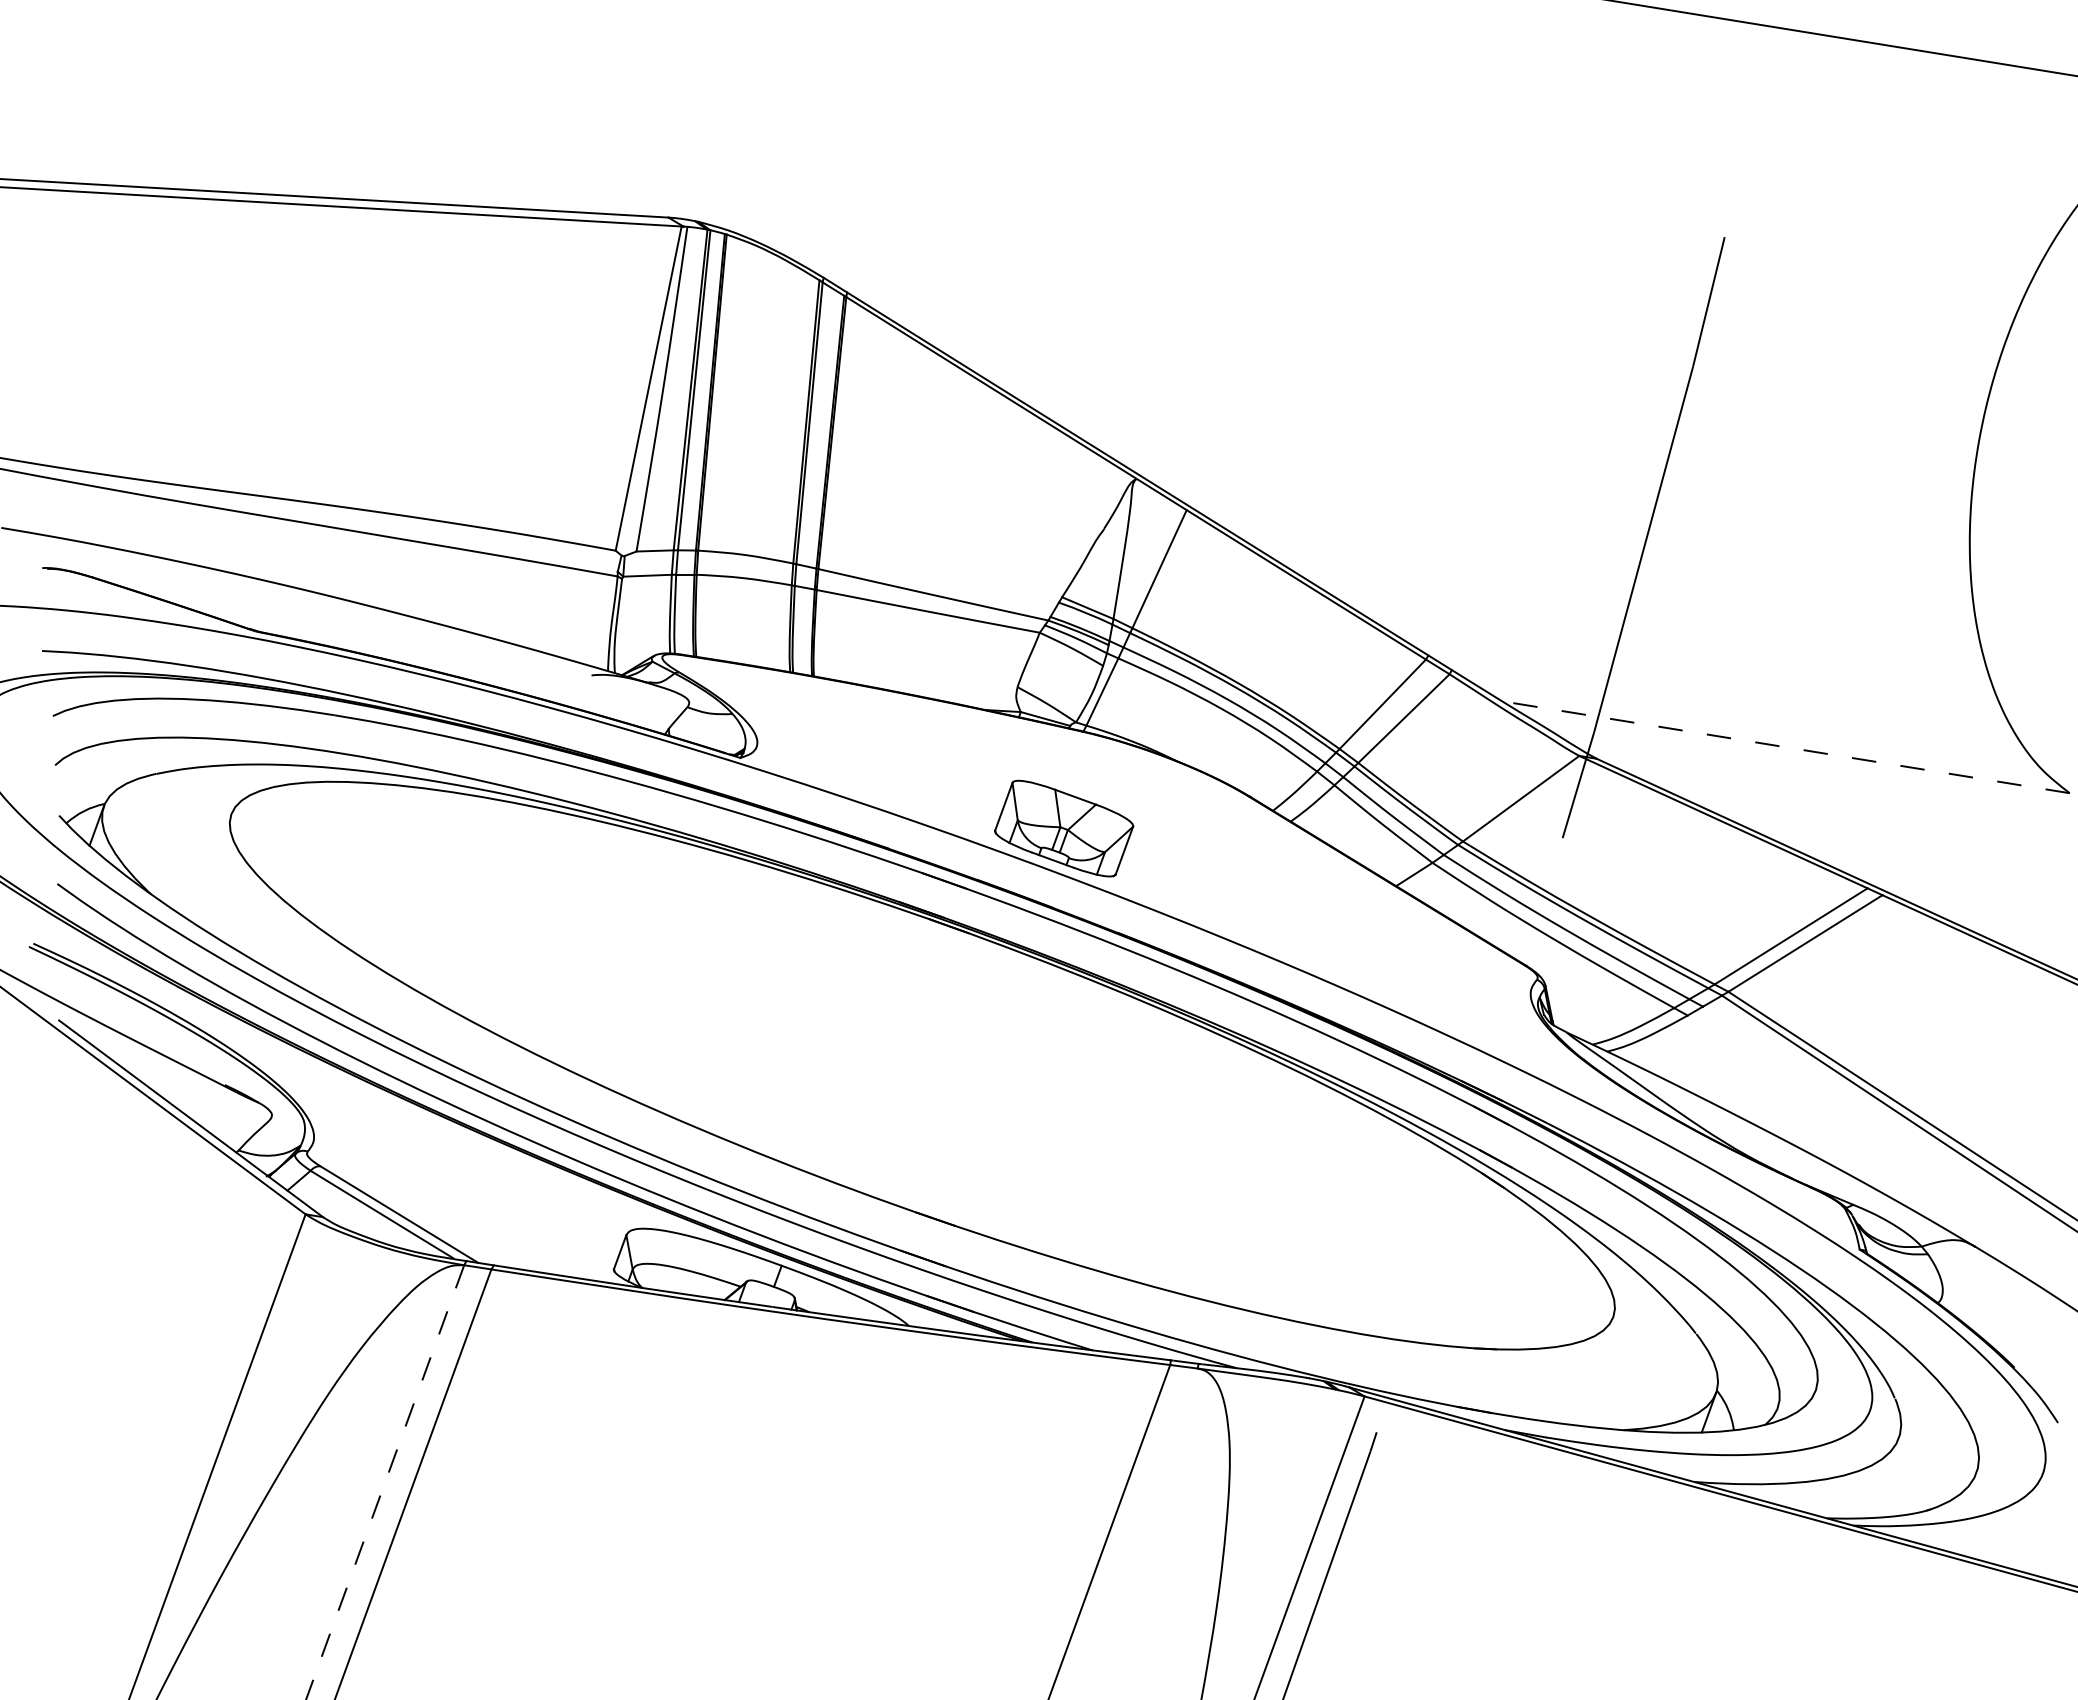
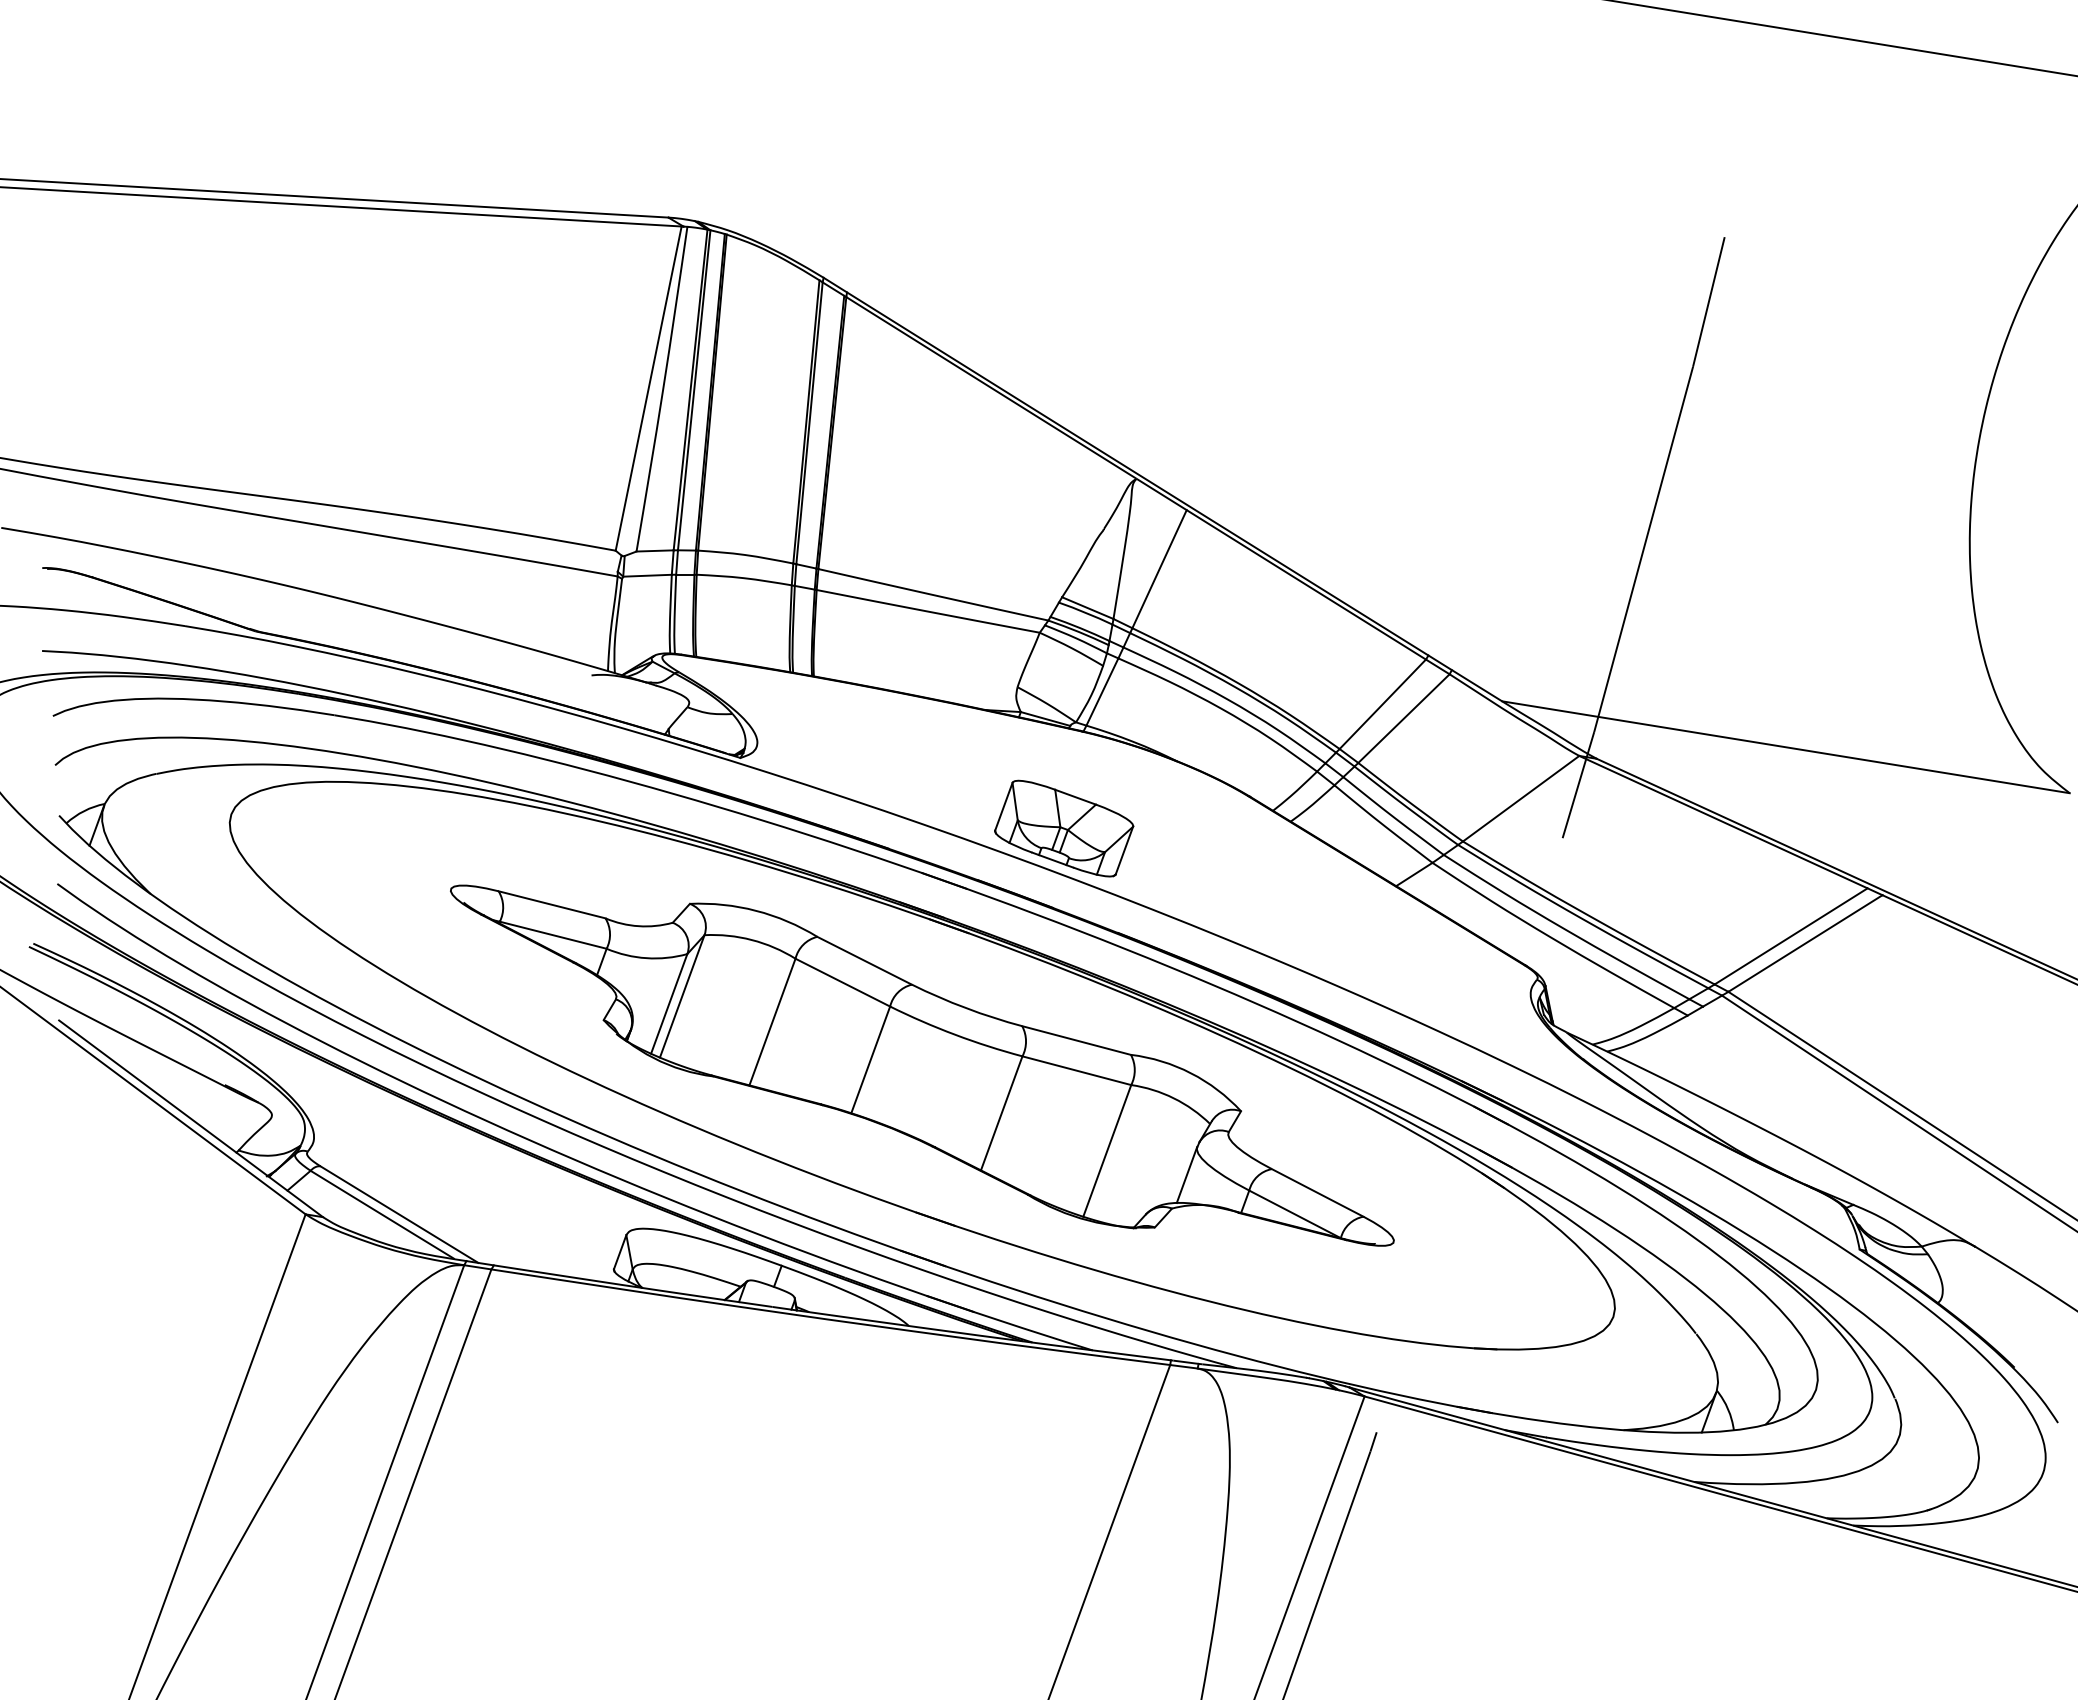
line: dashed -> solid (1785, 747)
part: none -> present (922, 1065)
line: dashed -> solid (384, 1482)
